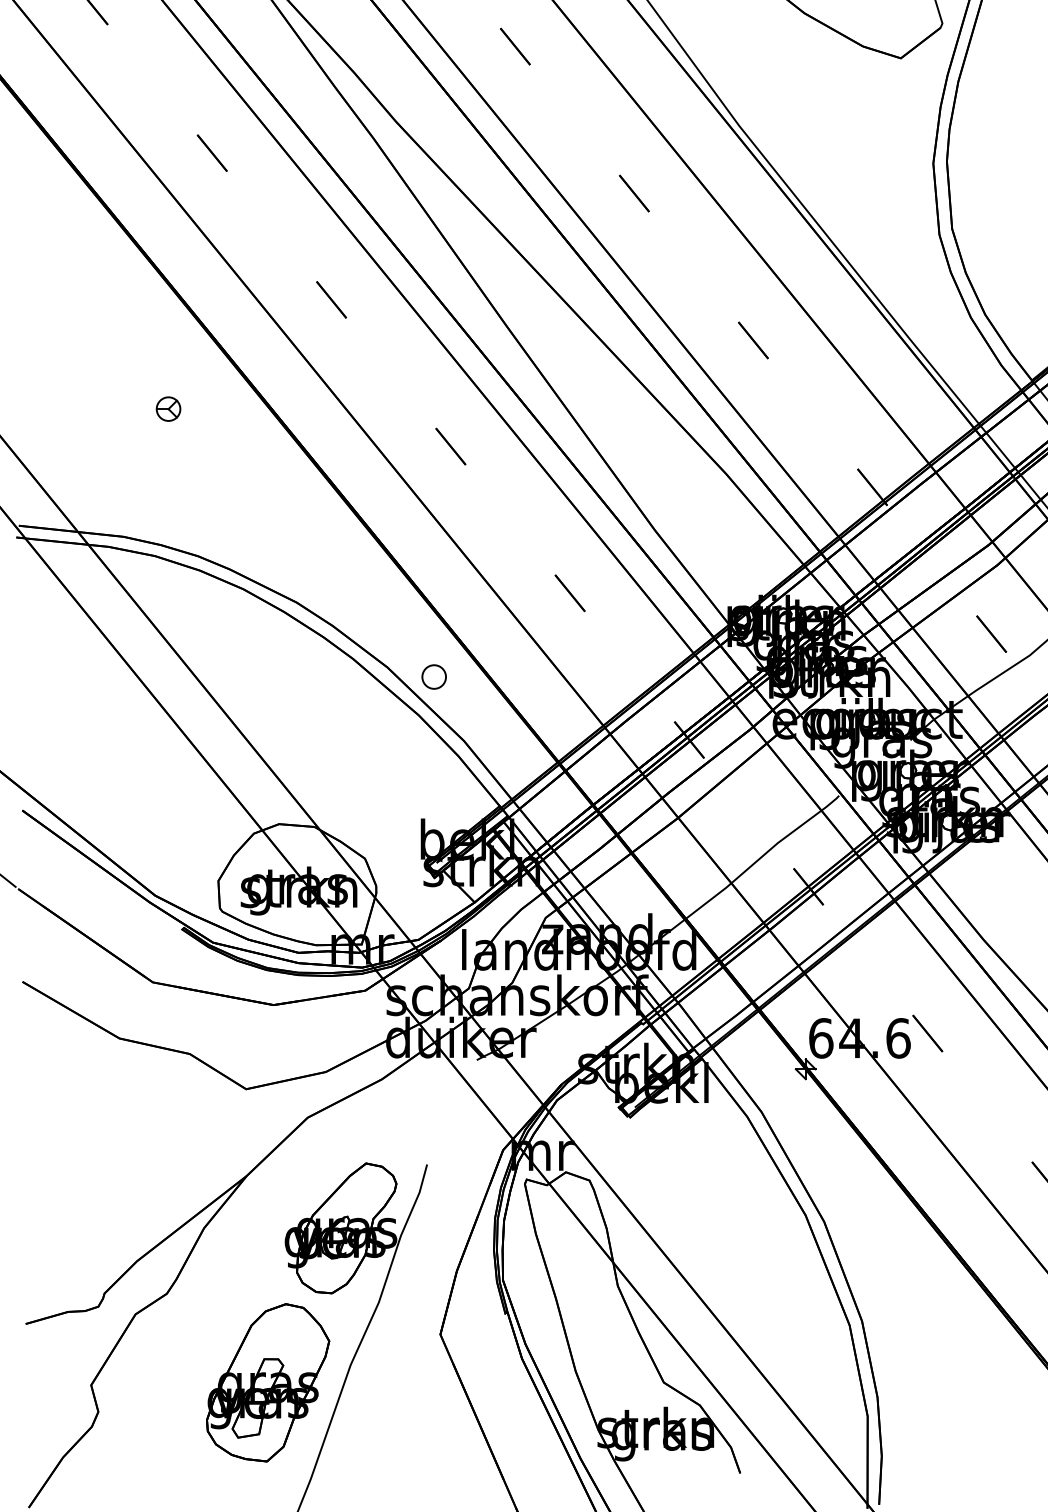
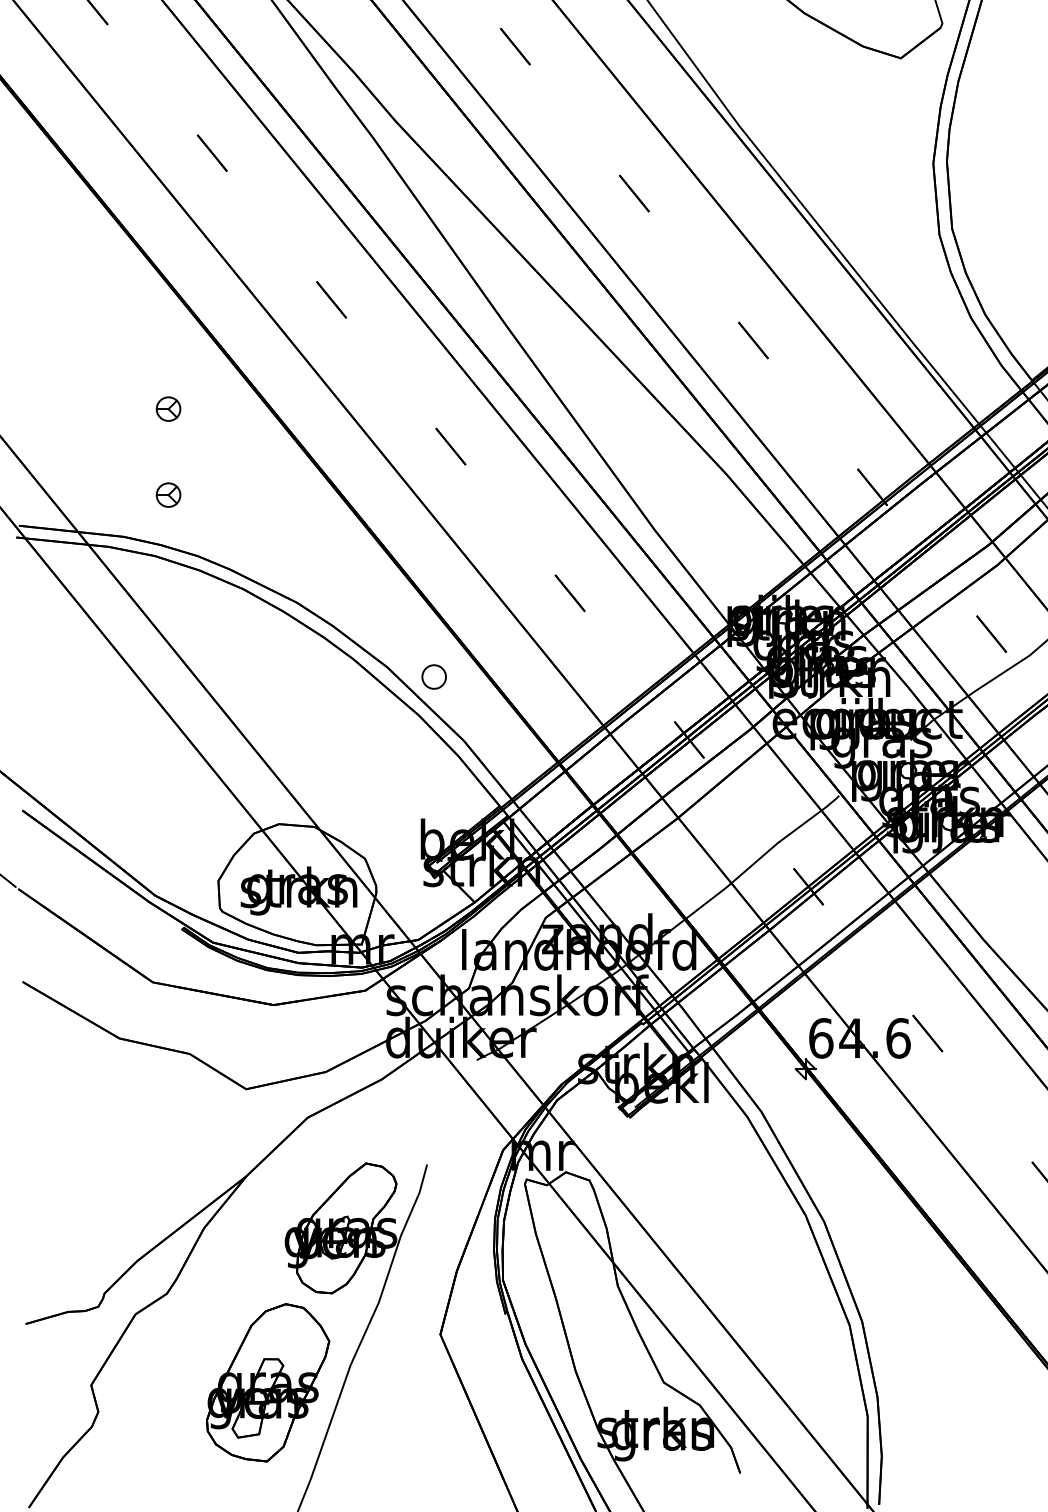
part: none -> present (168, 494)
